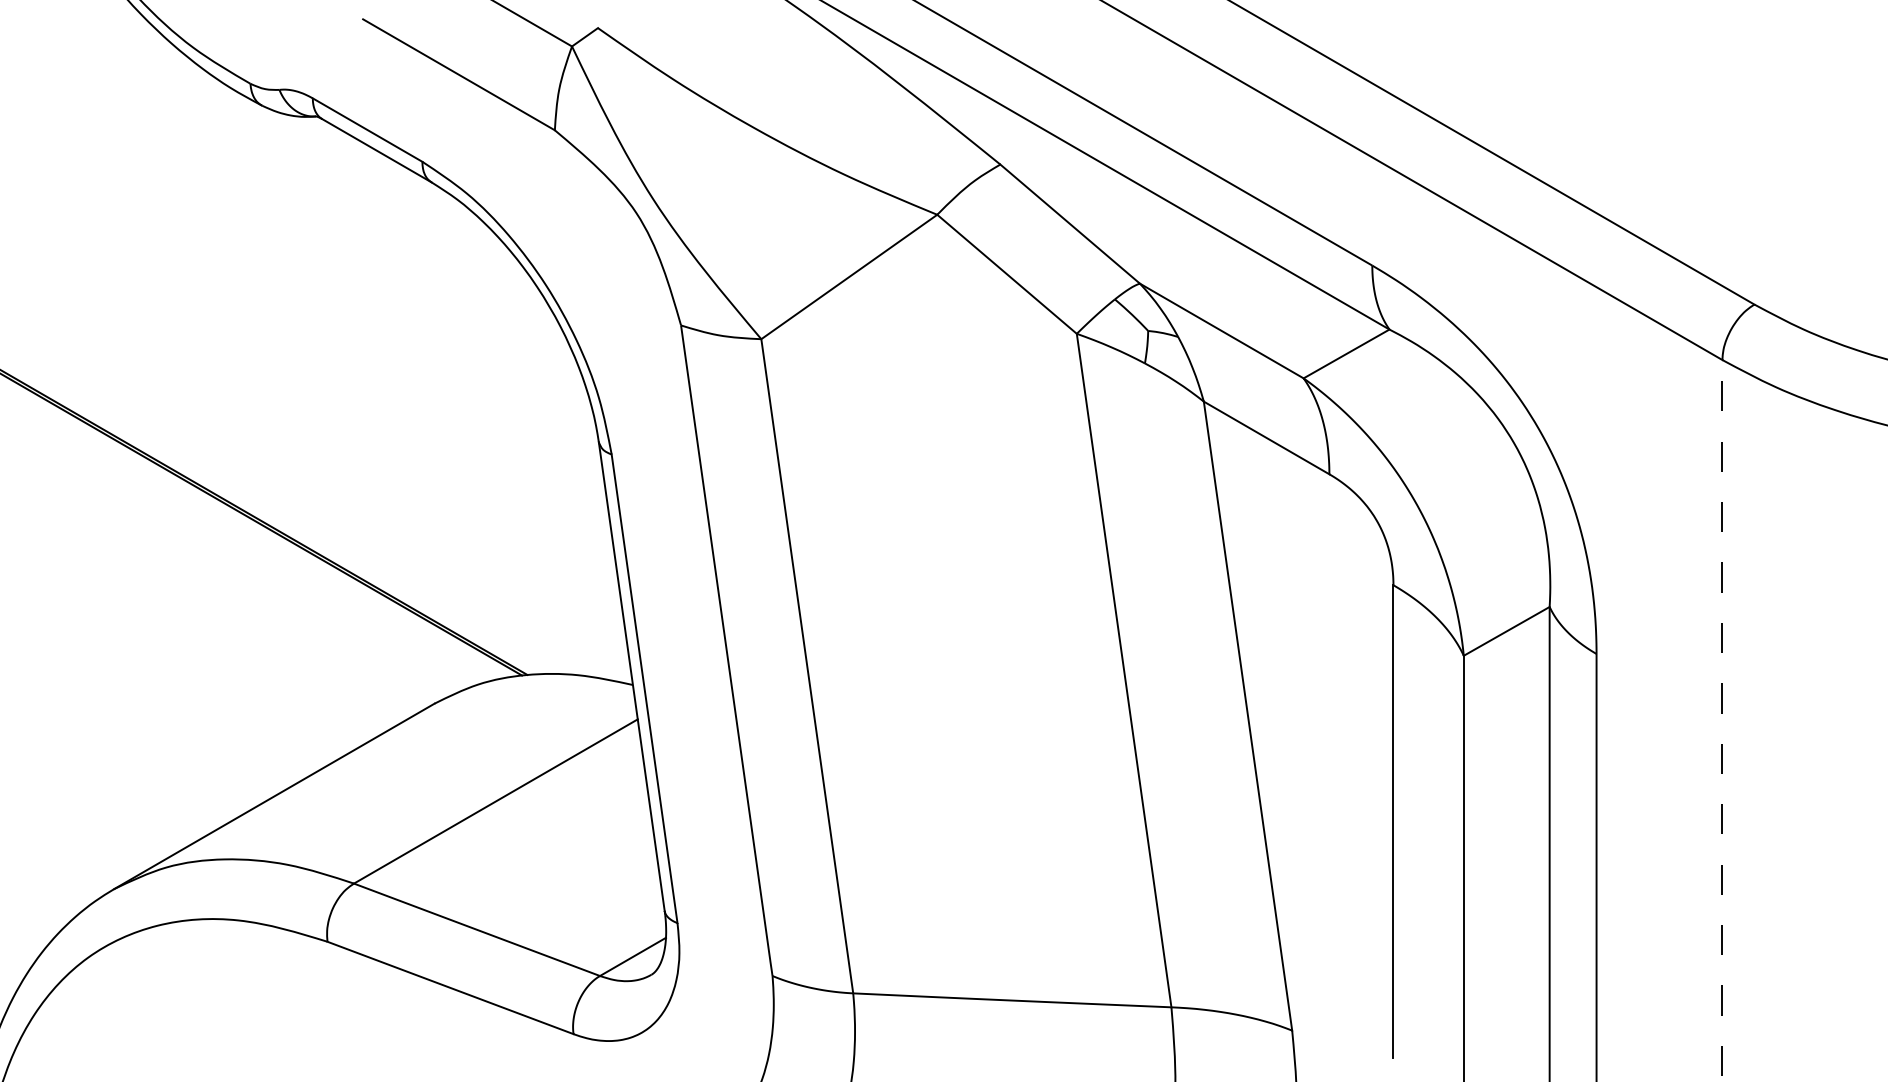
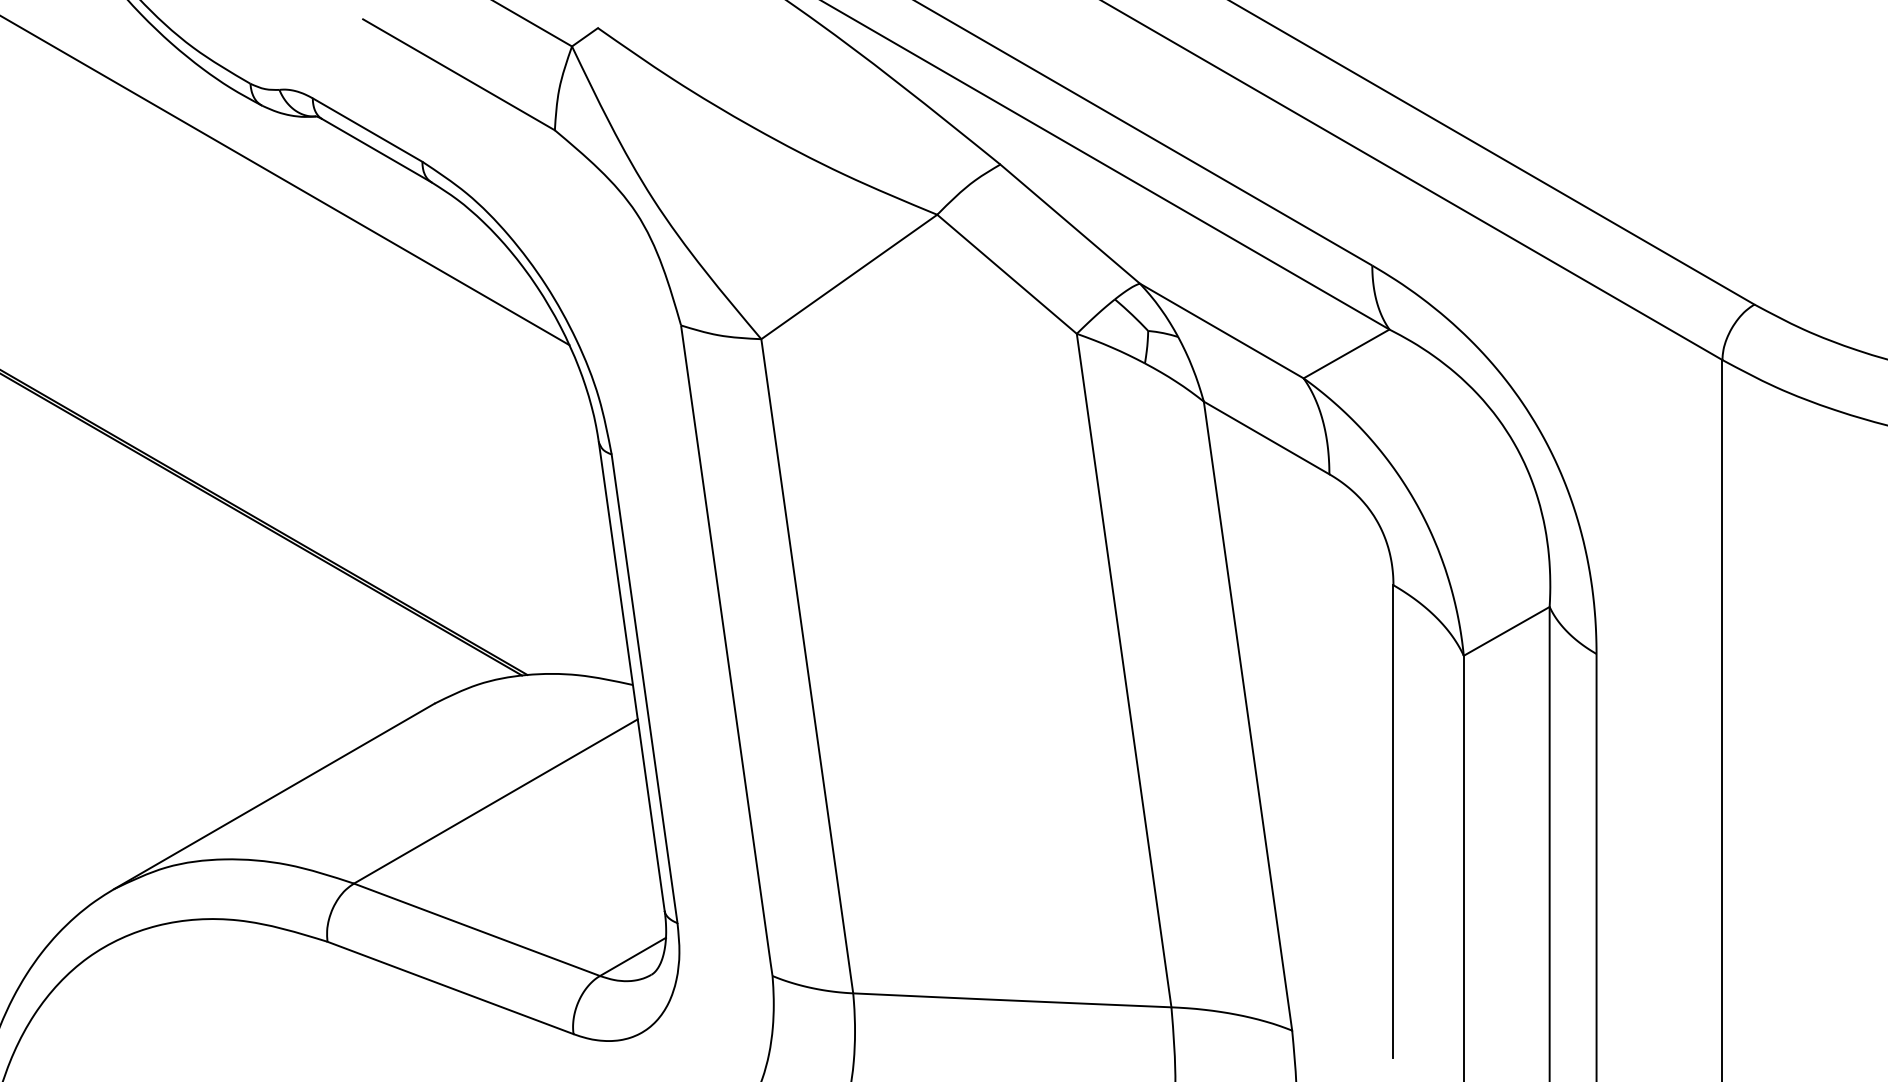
line: none -> present (285, 181)
line: dashed -> solid (1722, 720)
